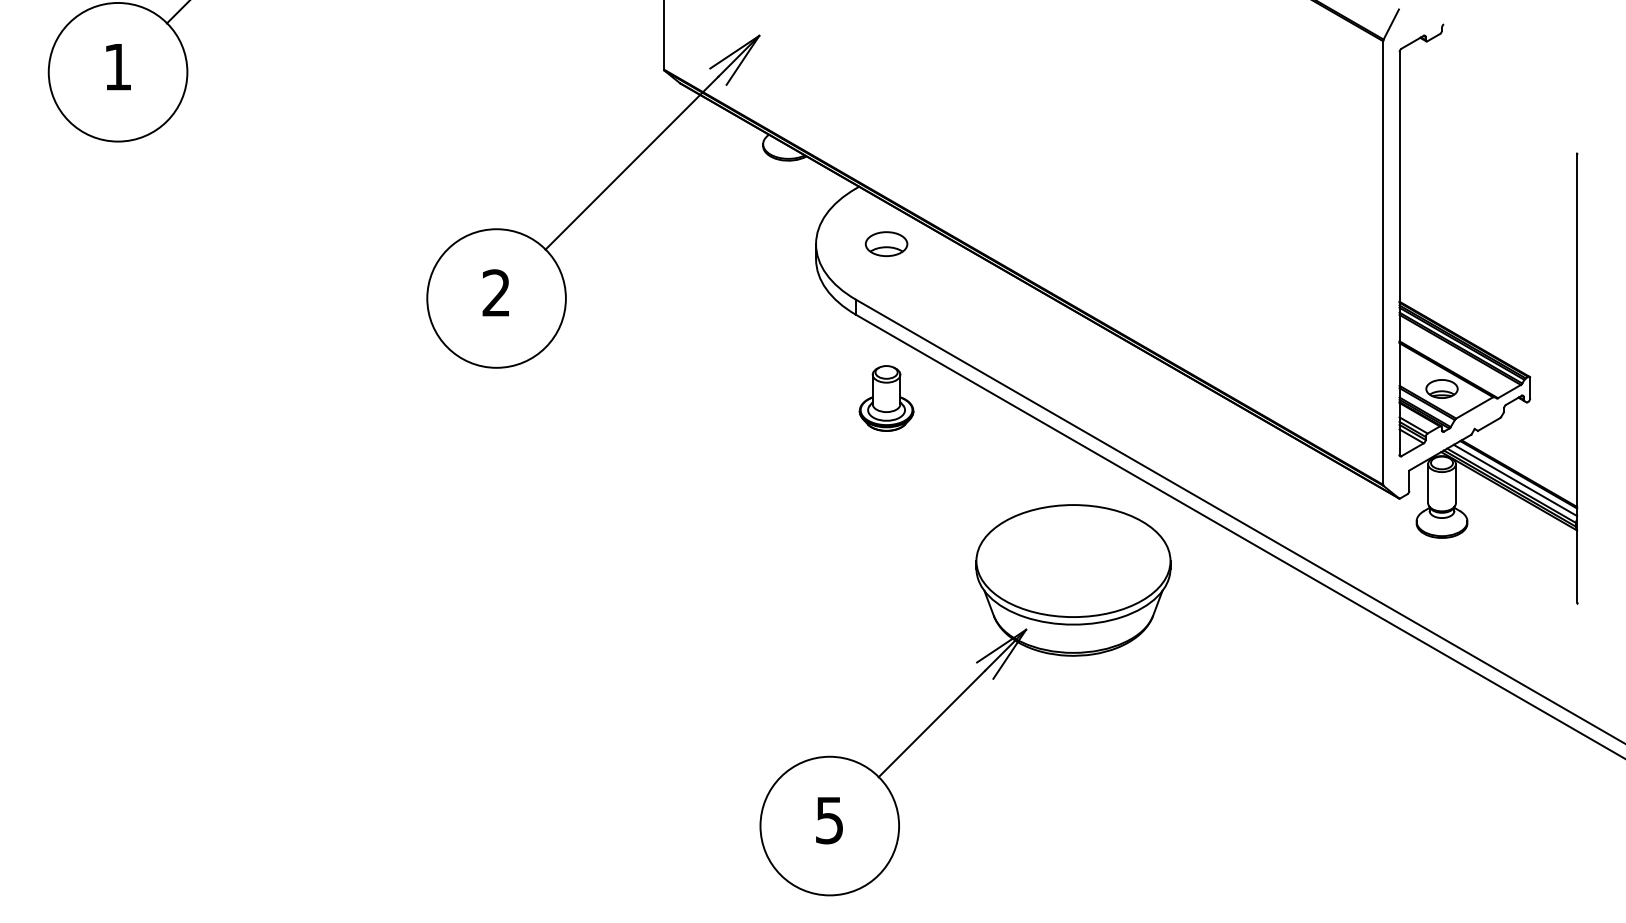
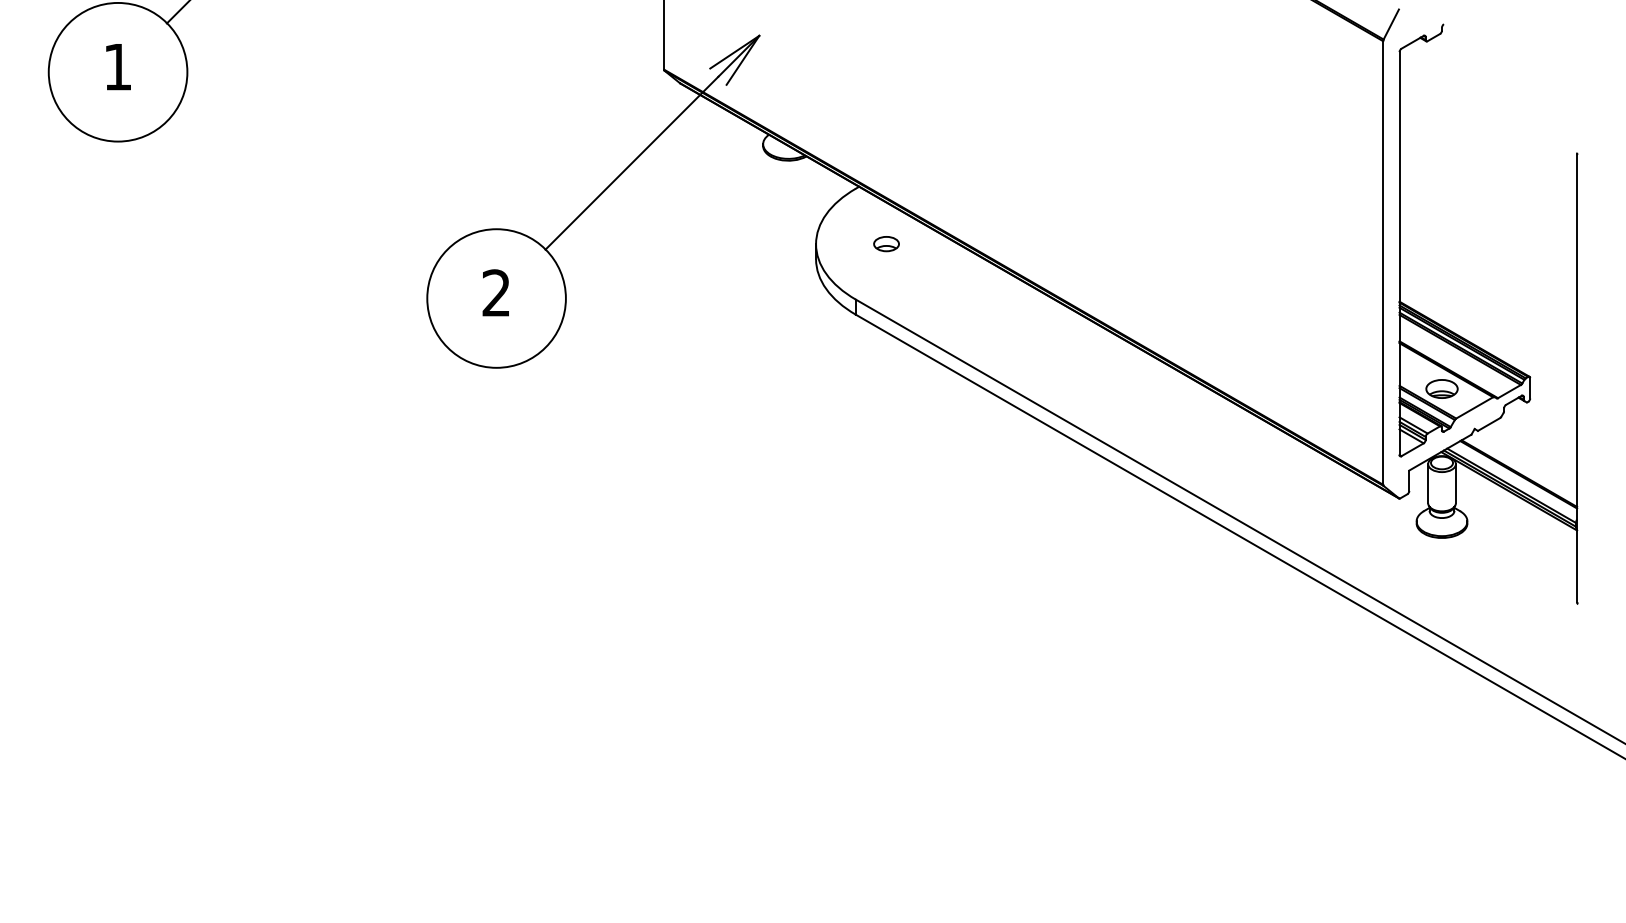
part size: 45x26 px -> 27x17 px (886, 244)
part: present -> none (886, 398)
line: present -> none (1515, 480)
part: present -> none (961, 695)
